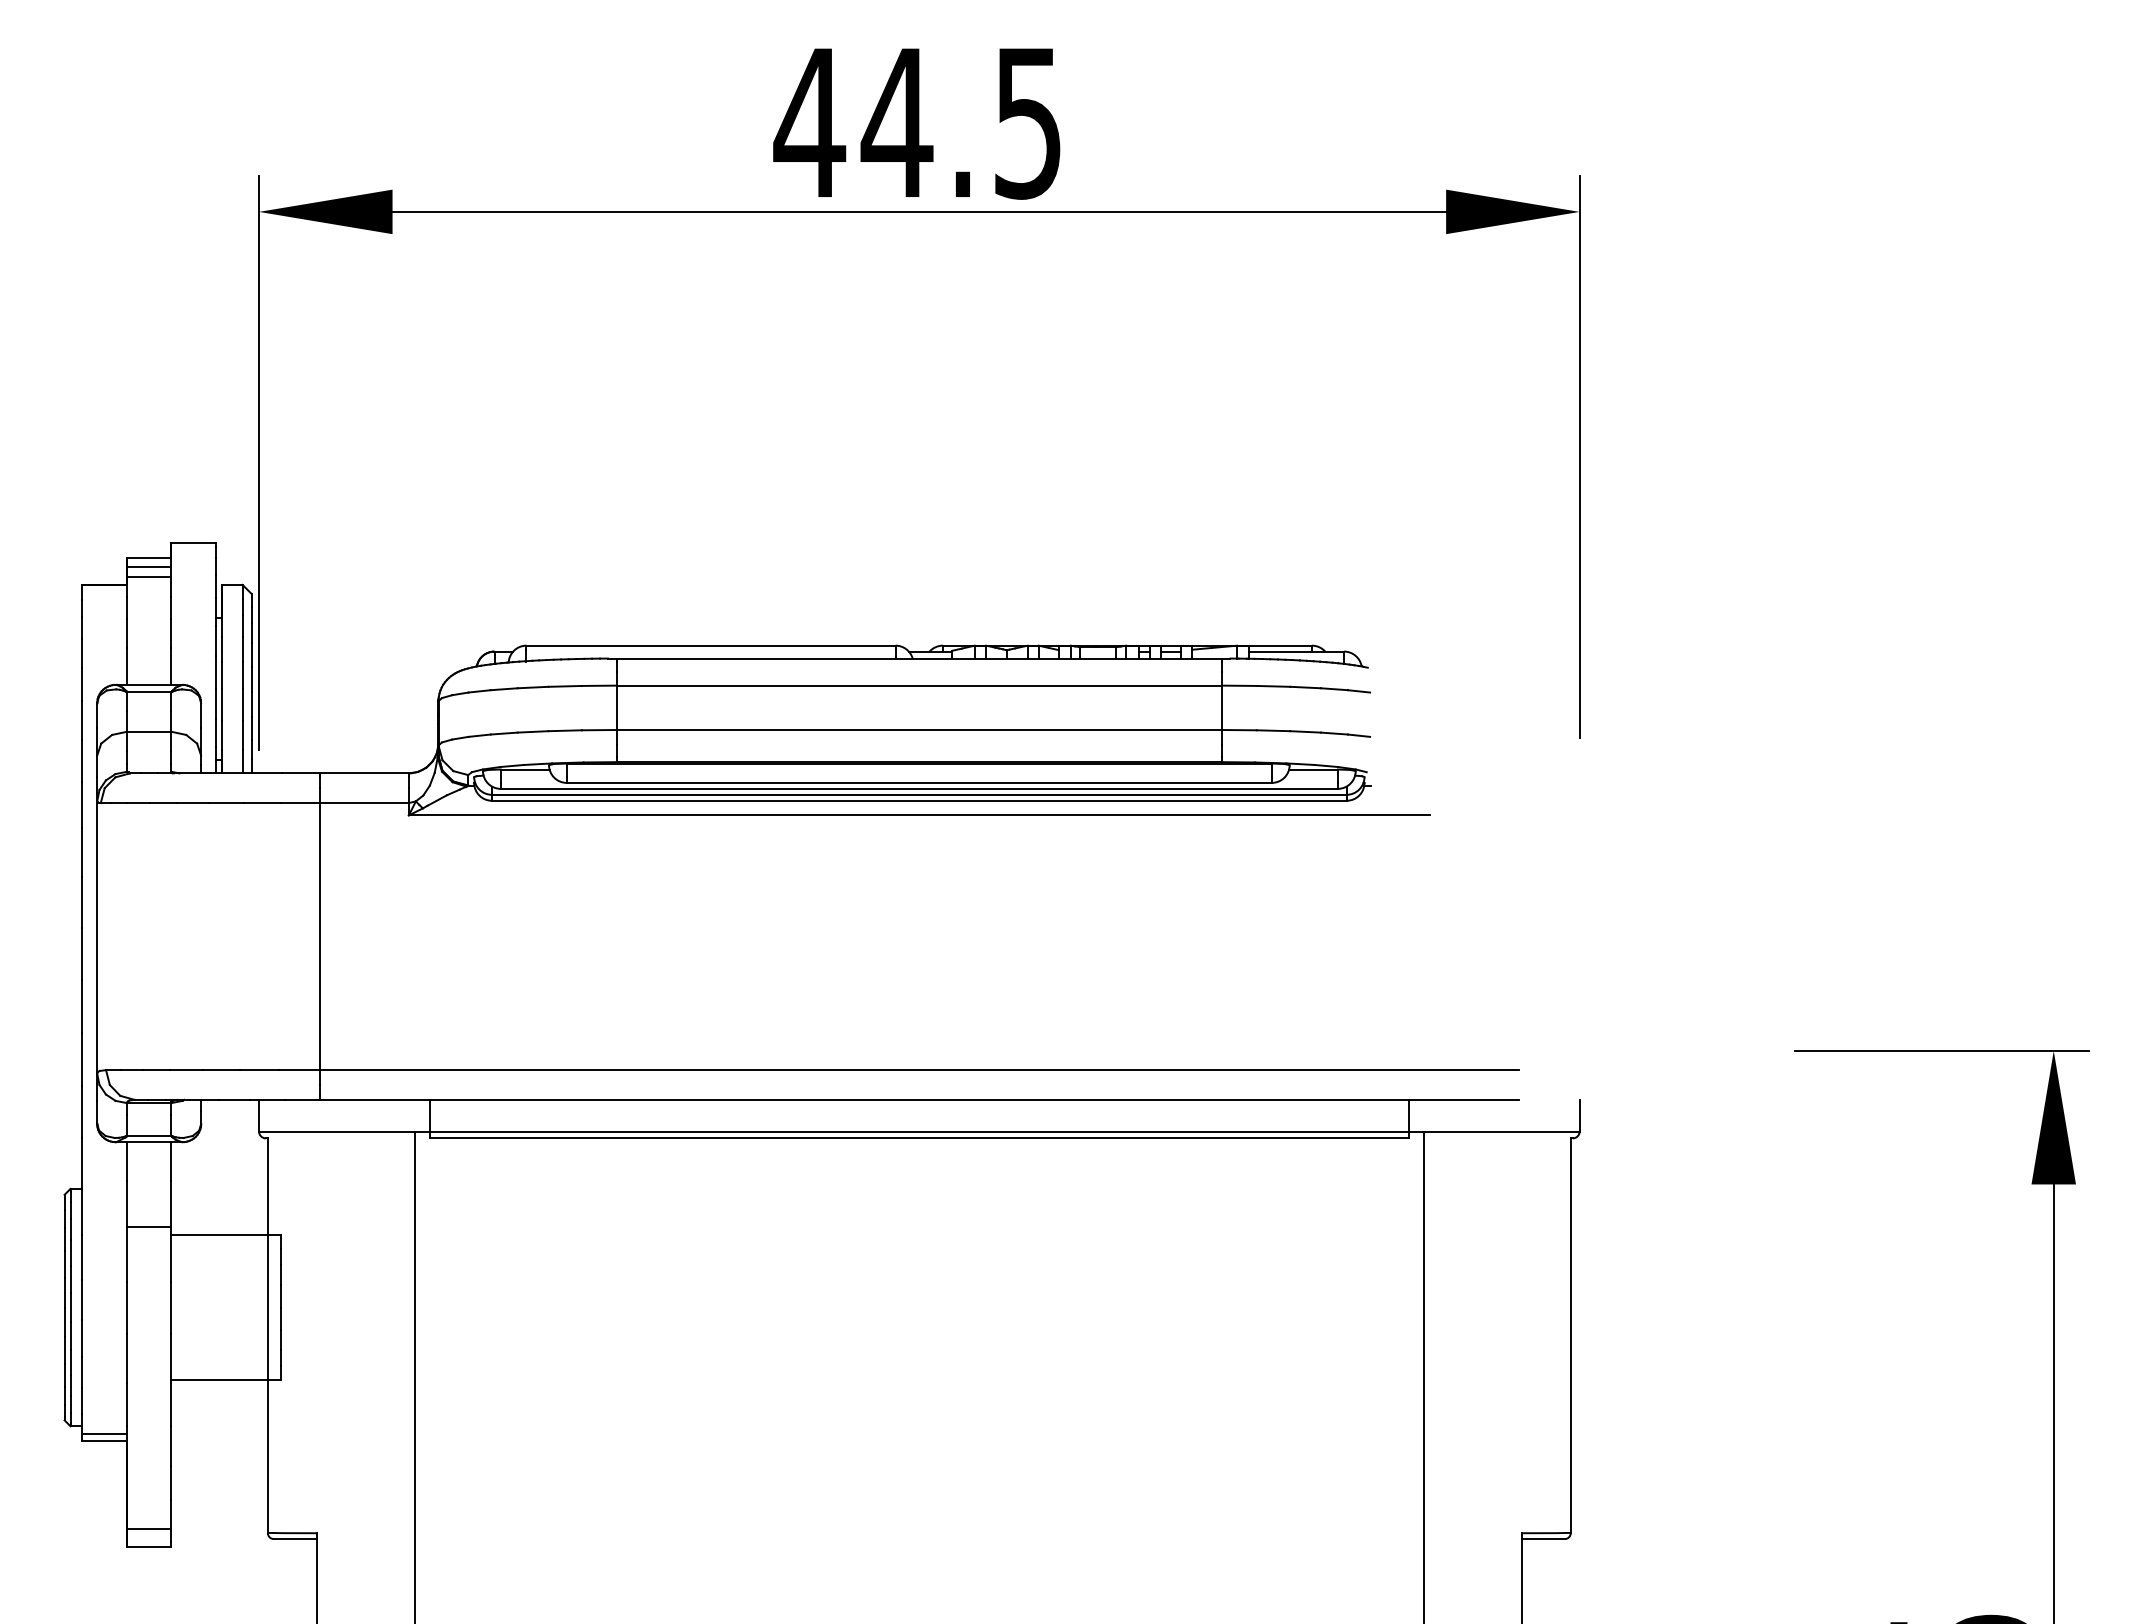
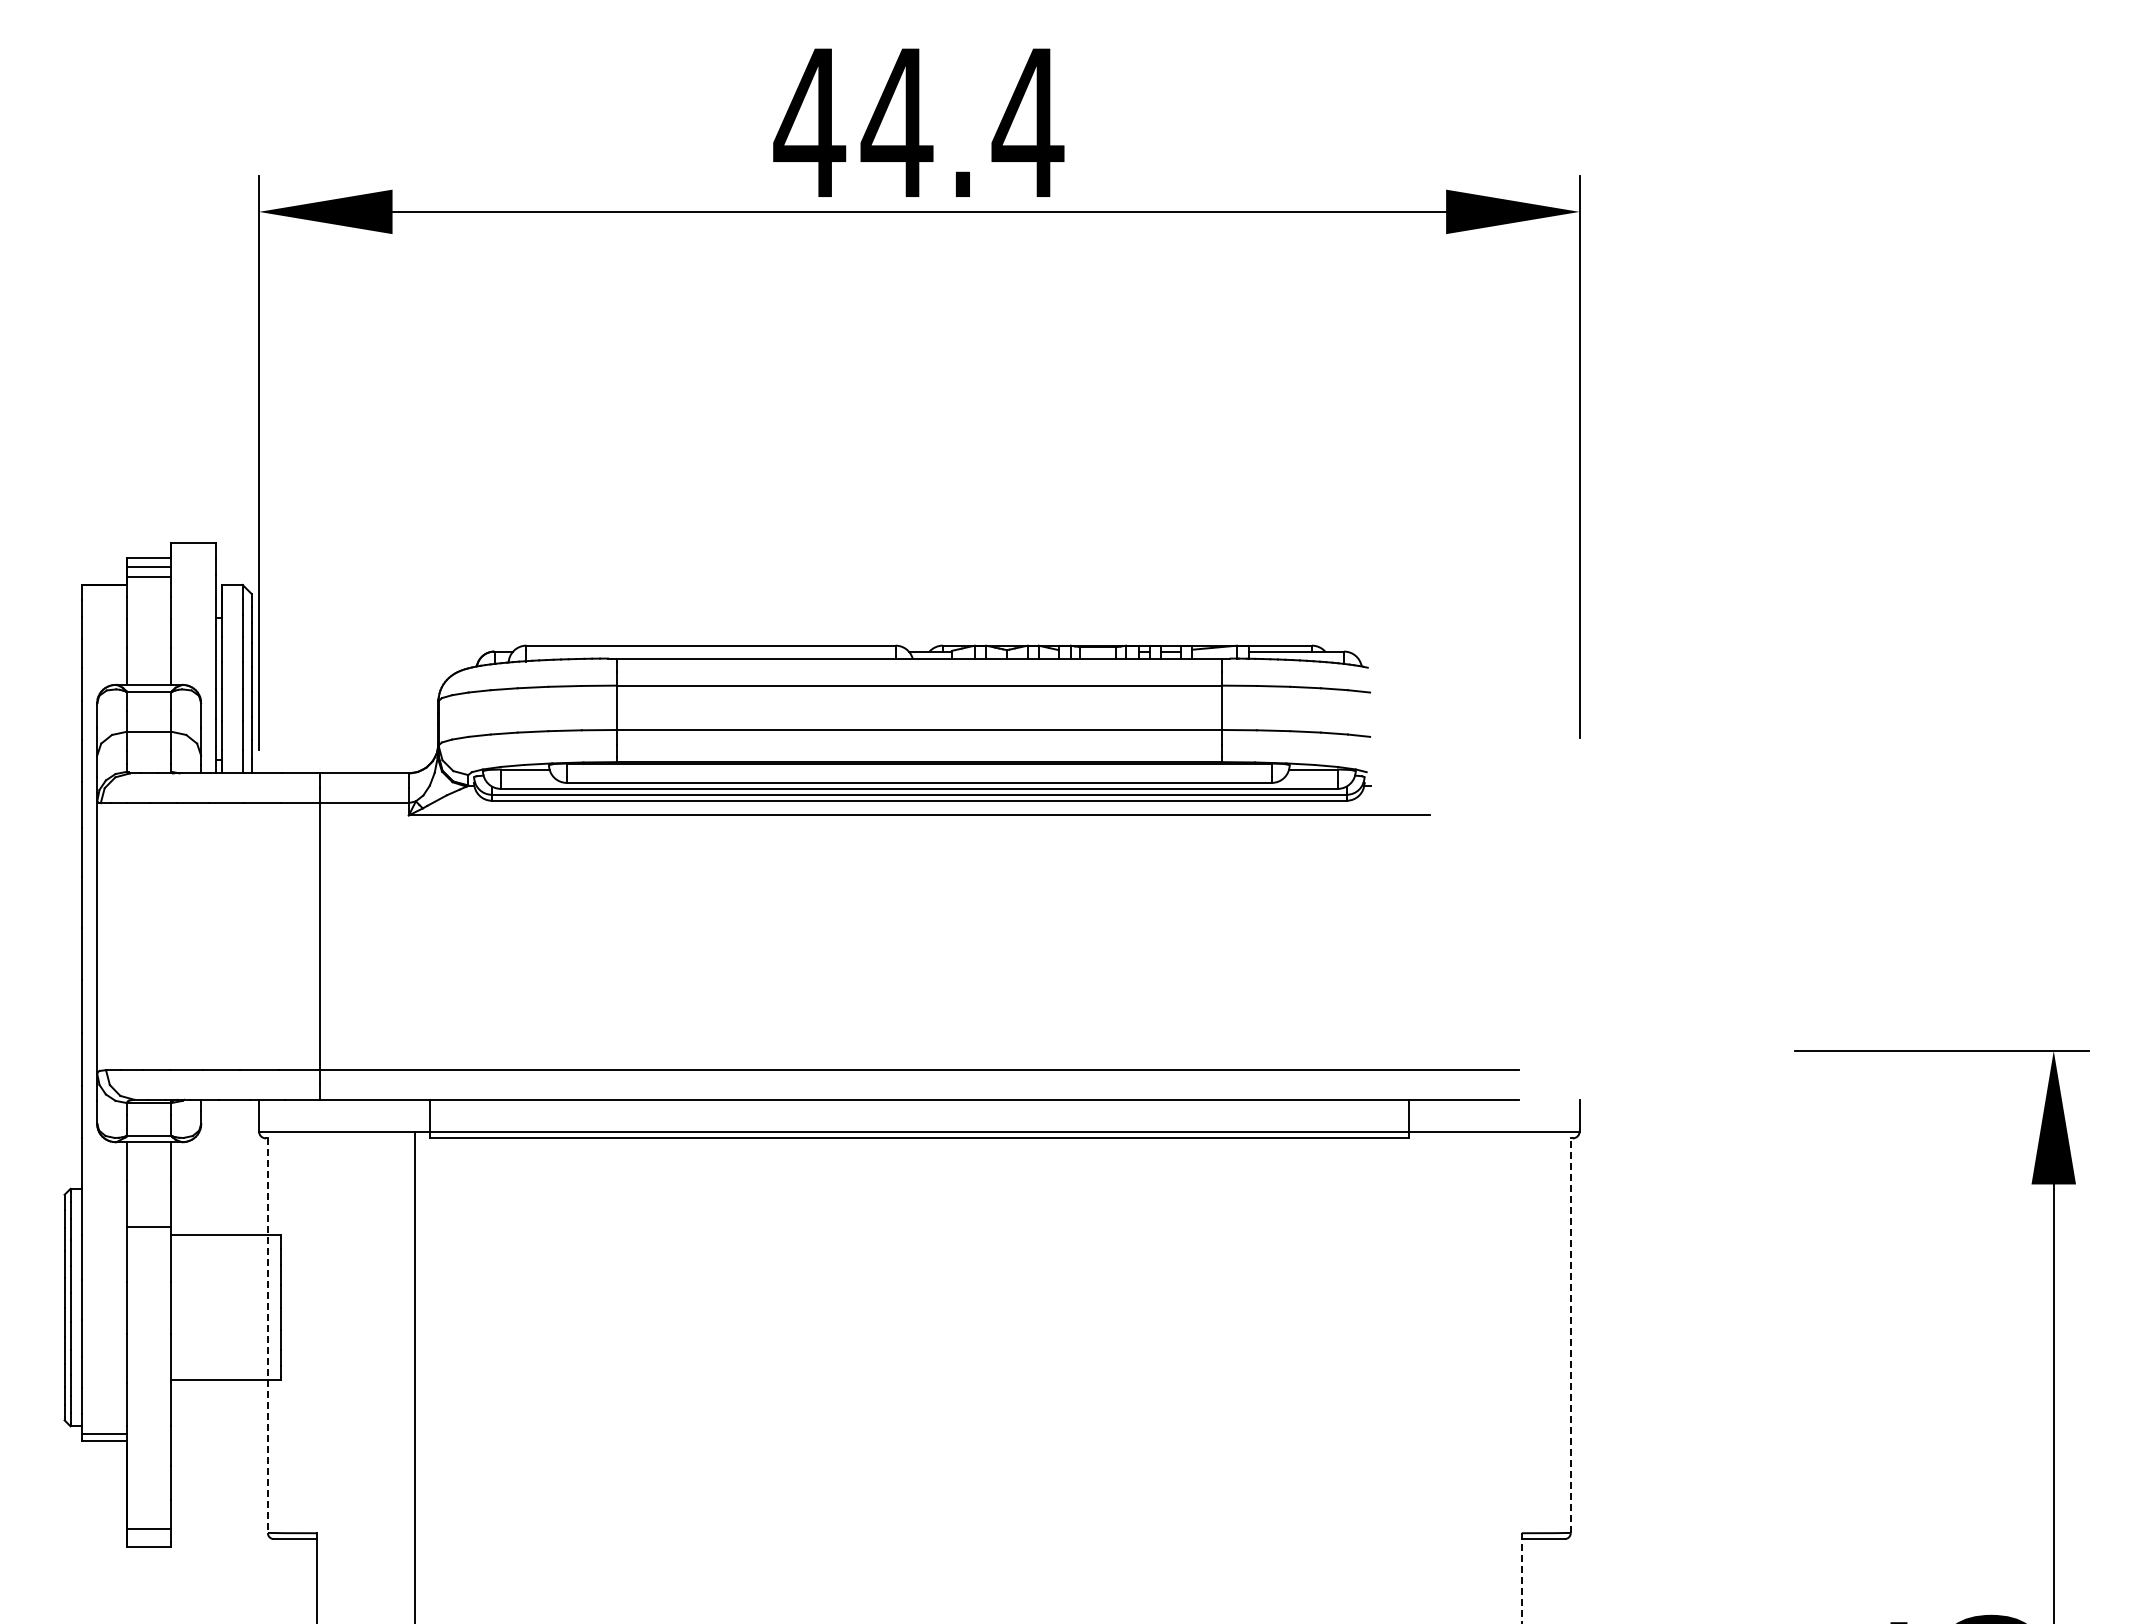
text: 44.5 -> 44.4 (1027, 123)
line: solid -> dashed (1570, 1335)
line: solid -> dashed (267, 1336)
line: present -> none (1423, 1375)
line: solid -> dashed (1521, 1578)
